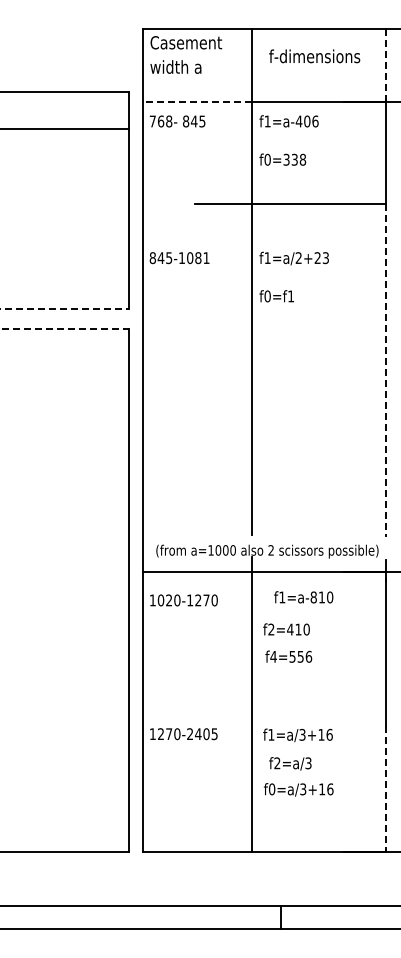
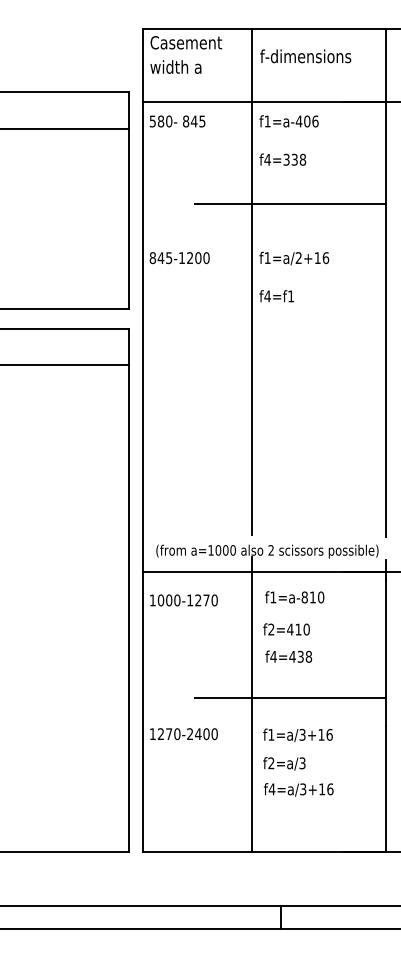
text position: (314, 56) -> (305, 56) (305, 56)
line: dashed -> solid (386, 64)
line: dashed -> solid (197, 102)
text: 768- -> 580- (160, 121)
text: f0=338 -> f4=338 (267, 159)
text: f1=a/2+23 -> f1=a/2+16 (321, 257)
text: 845-1081 -> 845-1200 (198, 258)
text: f0=f1 -> f4=f1 (267, 296)
line: dashed -> solid (65, 308)
line: dashed -> solid (65, 329)
line: none -> present (65, 364)
line: dashed -> solid (386, 370)
text position: (303, 597) -> (294, 597) (294, 597)
text: 1020-1270 -> 1000-1270 (169, 600)
text: f4=556 -> f4=438 (300, 656)
line: none -> present (290, 697)
text: 1270-2405 -> 1270-2400 (214, 734)
text position: (290, 763) -> (284, 763) (284, 763)
text: f0=a/3+16 -> f4=a/3+16 (271, 789)
line: dashed -> solid (386, 789)
